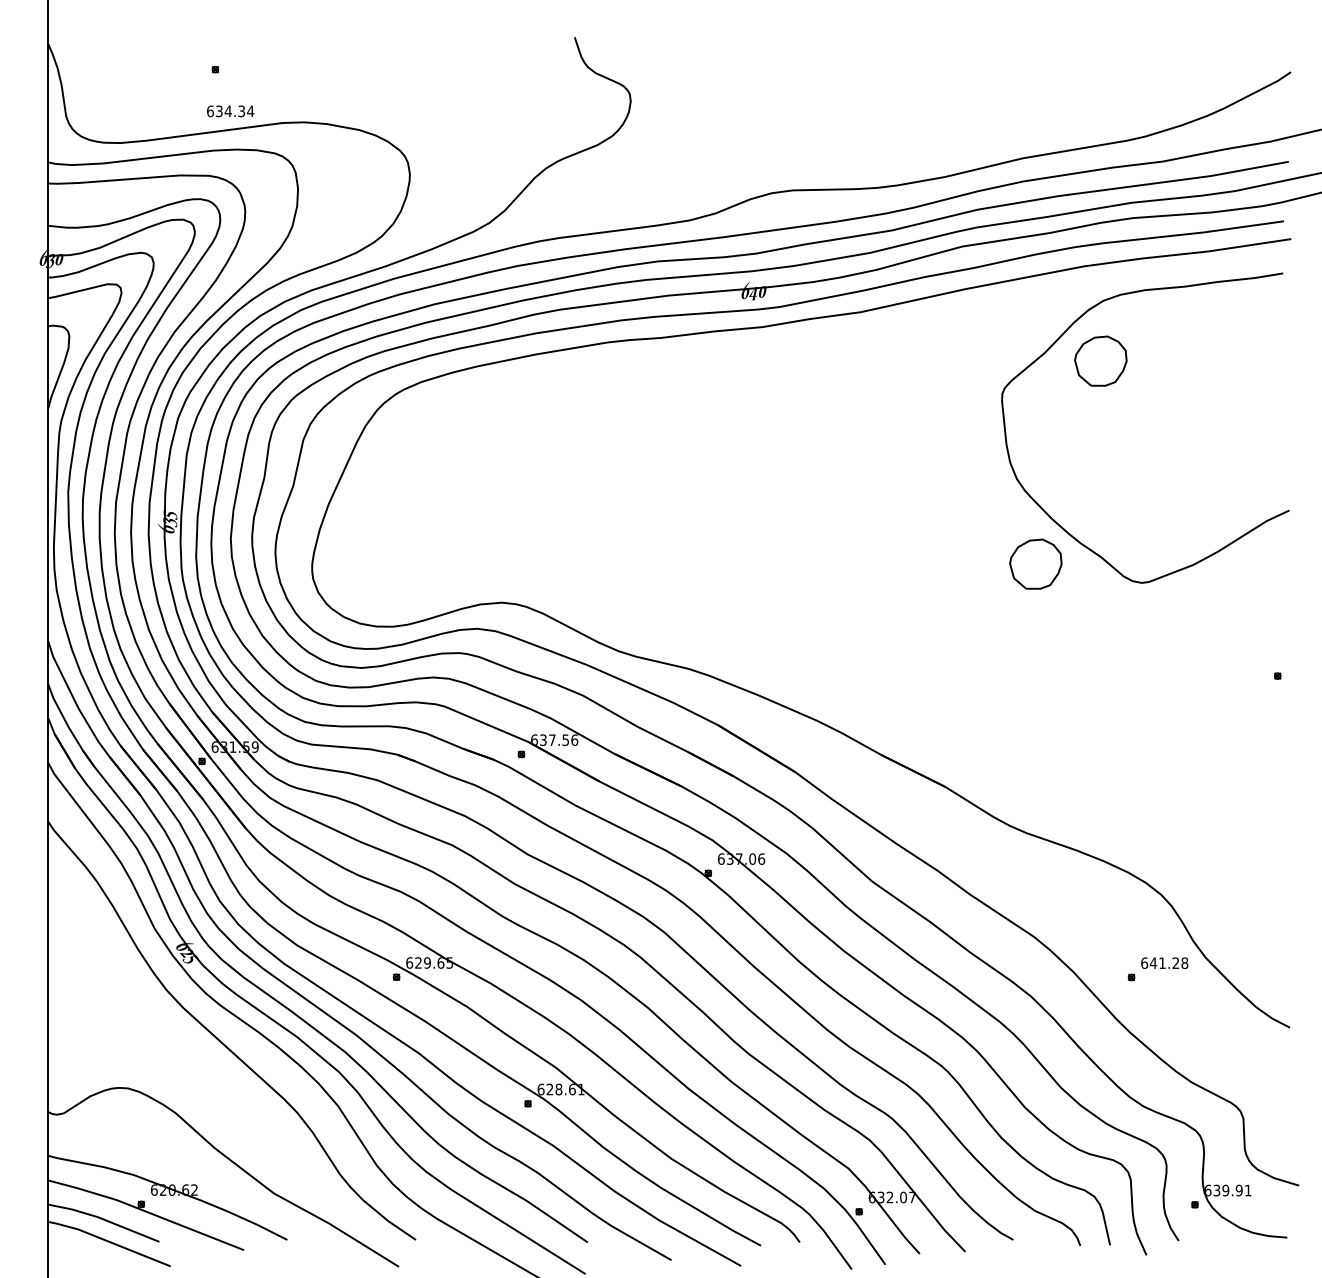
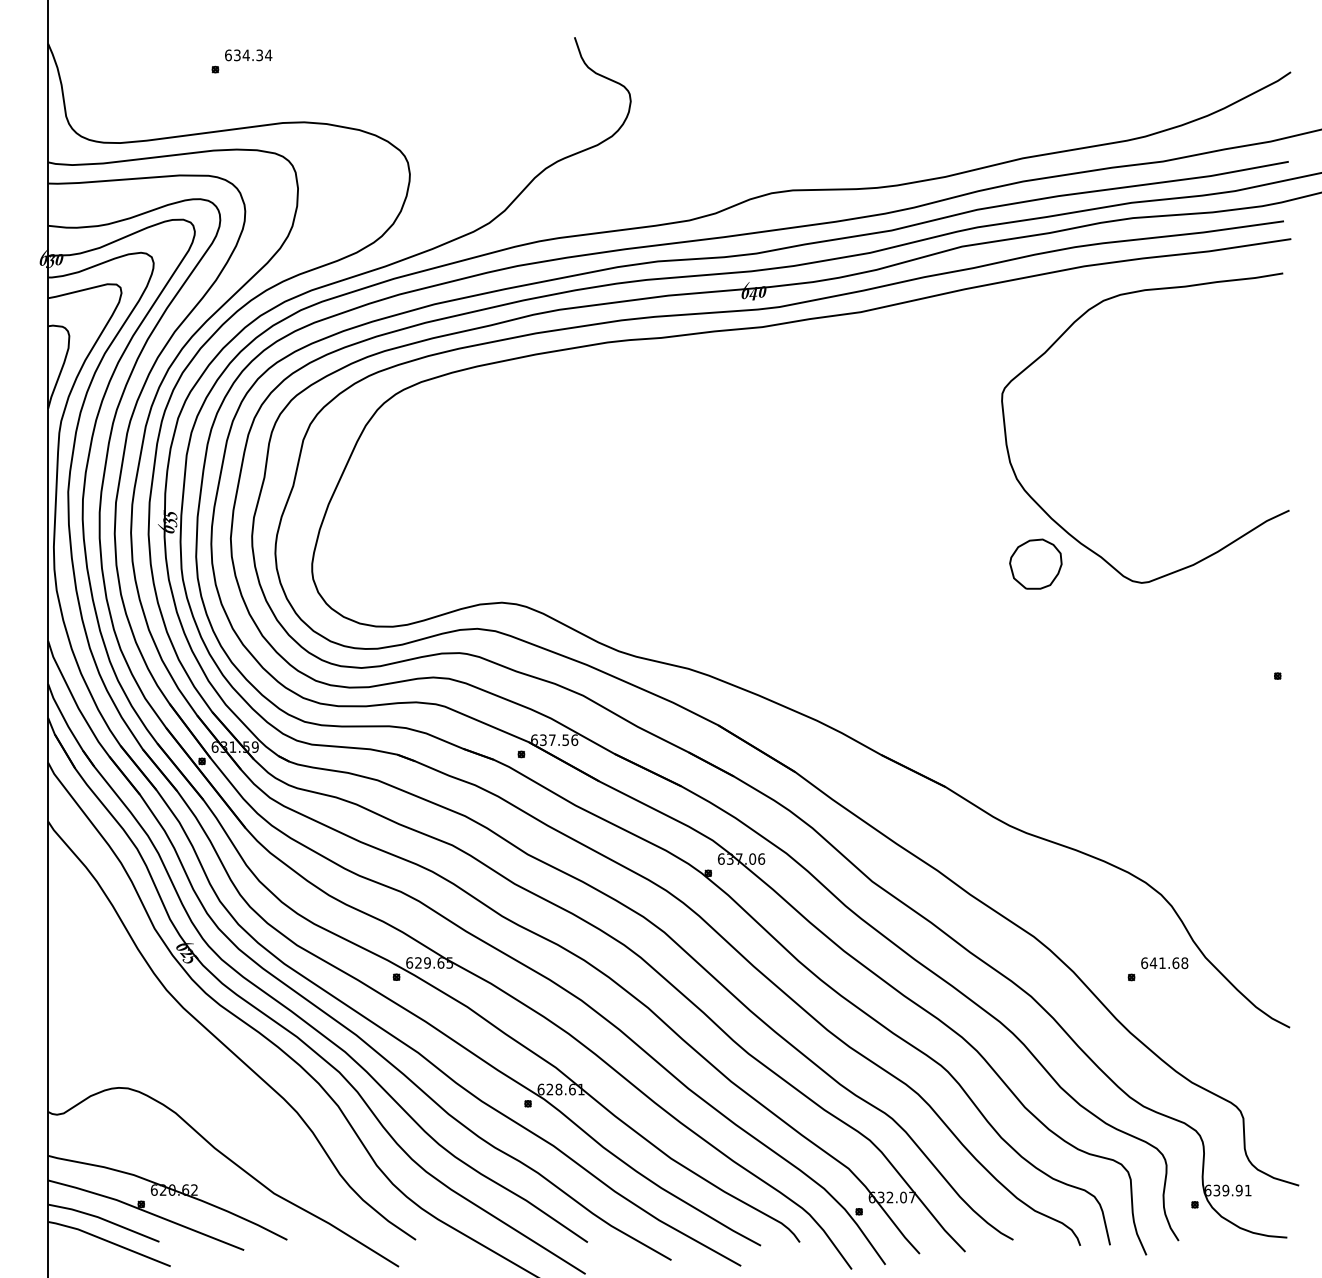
text position: (230, 111) -> (248, 55) (248, 55)
part: present -> none (1100, 360)
text: 641.28 -> 641.68 (1175, 963)
